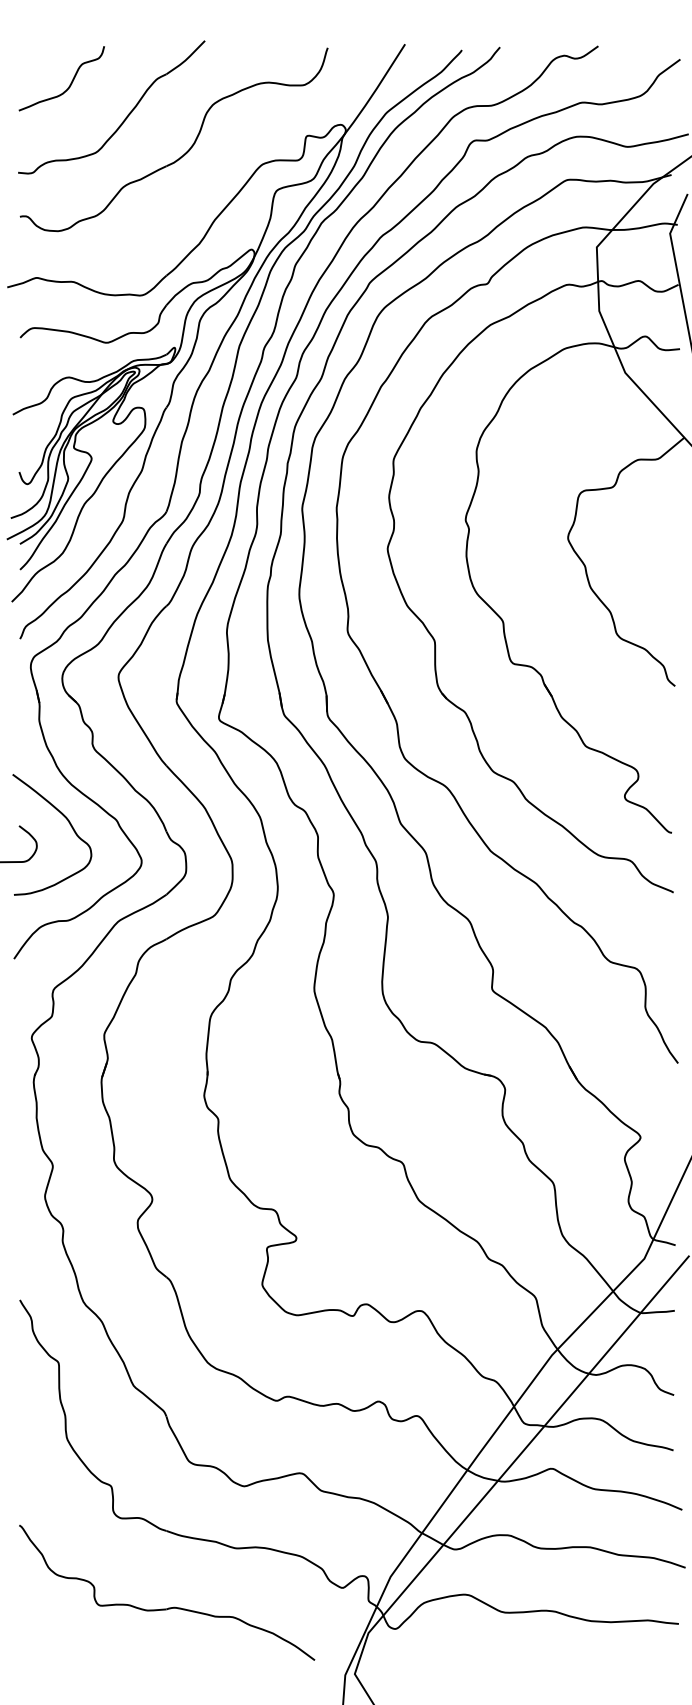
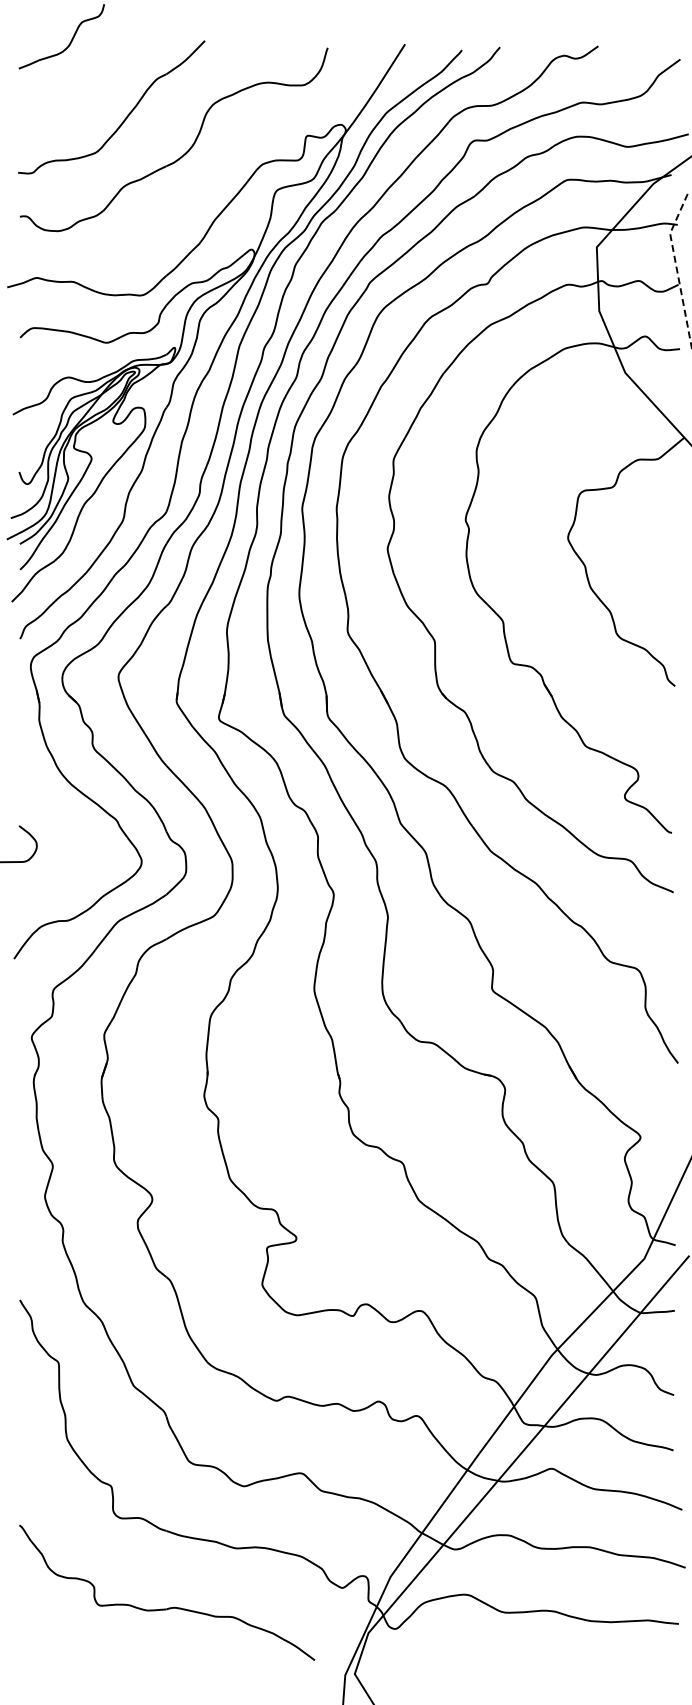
curve position: (70, 82) -> (70, 40) (70, 40)
line: solid -> dashed (676, 268)
curve: present -> none (70, 826)
